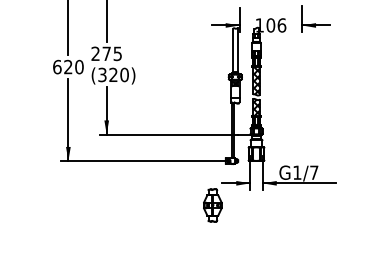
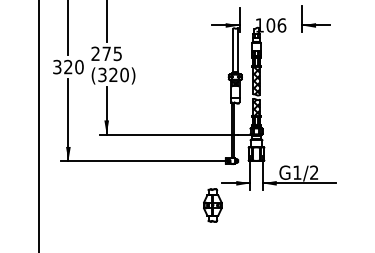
text: 620 -> 320 (57, 66)
line: none -> present (38, 125)
text: G1/7 -> G1/2 (314, 172)
